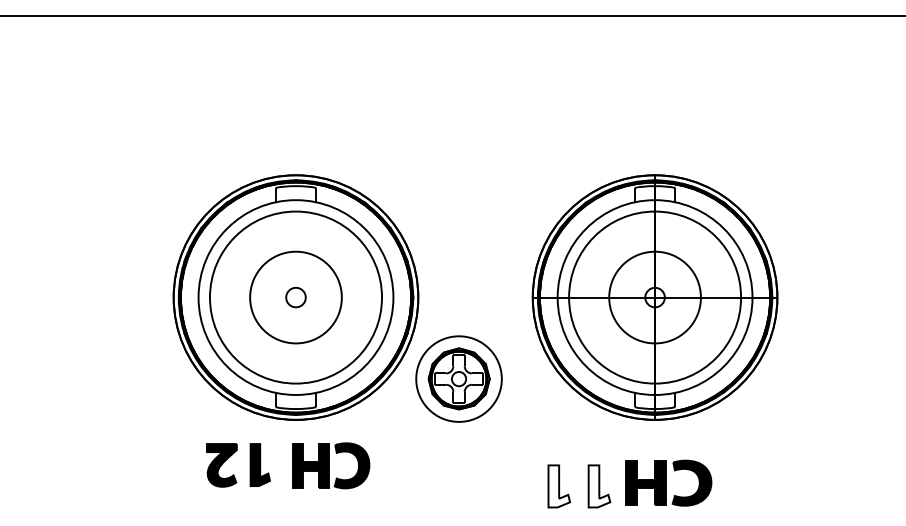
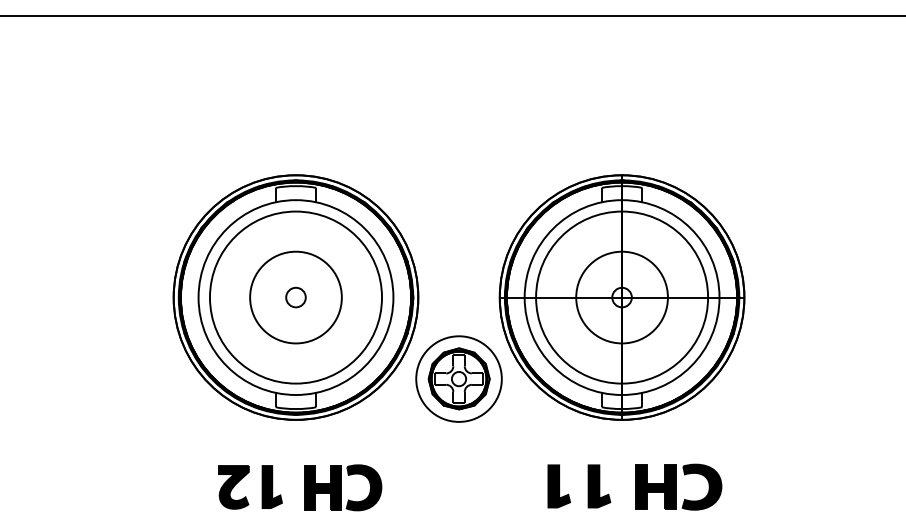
part position: (654, 297) -> (621, 297) (621, 297)
part position: (288, 465) -> (300, 487) (300, 487)
part position: (668, 482) -> (678, 486) (678, 486)
fill: none -> present (559, 486)
fill: none -> present (599, 486)
